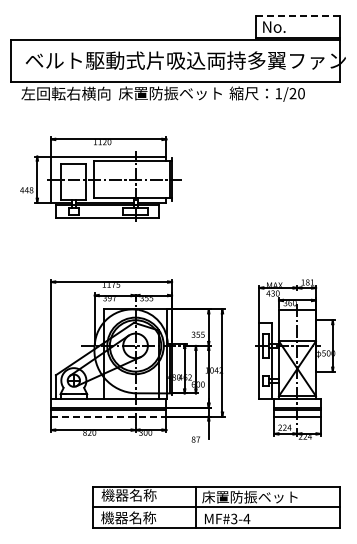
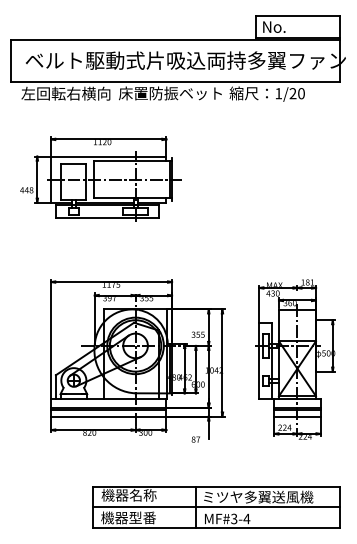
line: dashed -> solid (298, 16)
line: dashed -> solid (108, 416)
text: 床置防振ベット -> ミツヤ多翼送風機 (257, 496)
text: 機器名称 -> 機器型番 (142, 517)
